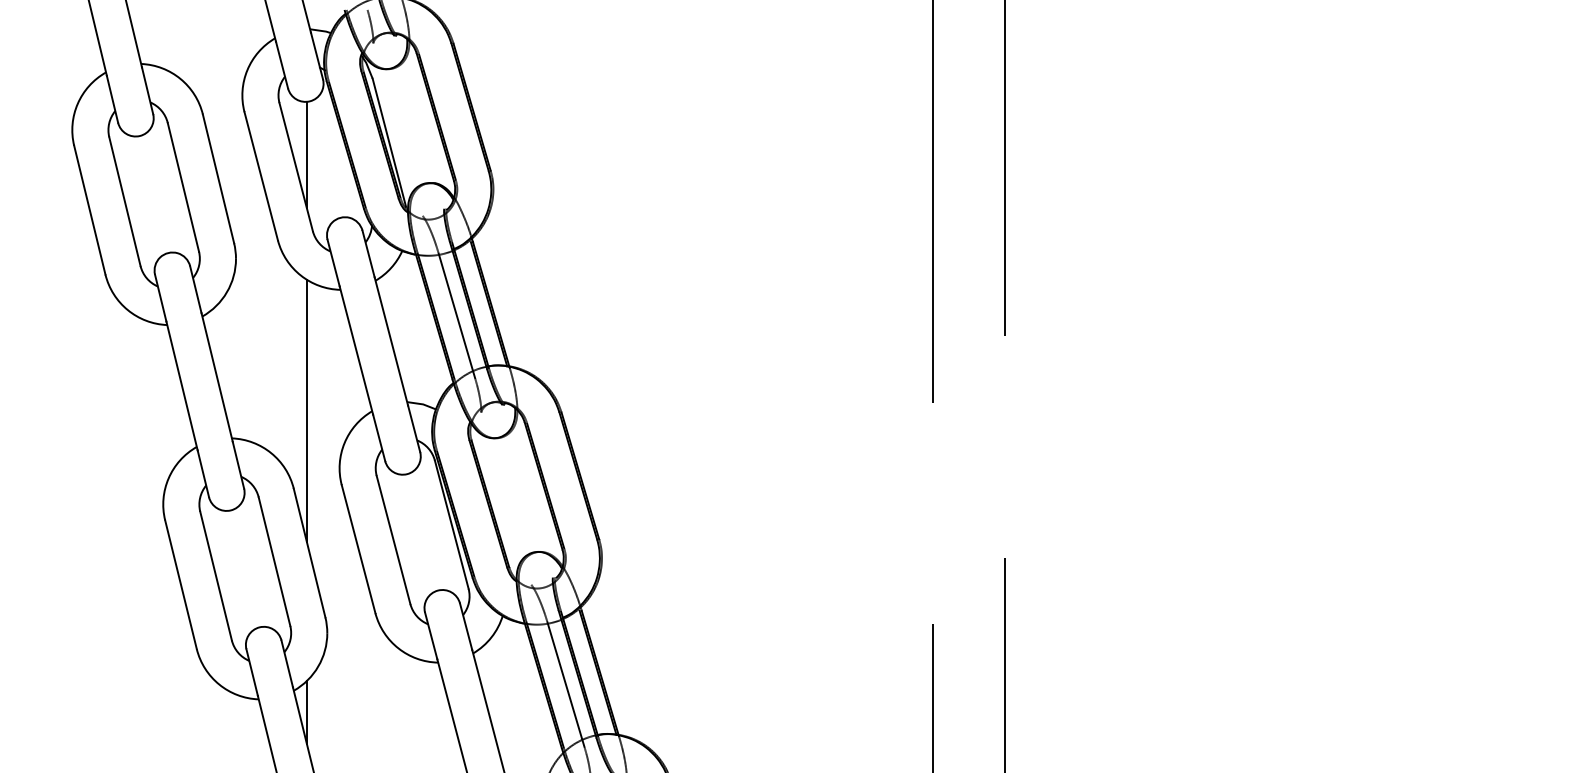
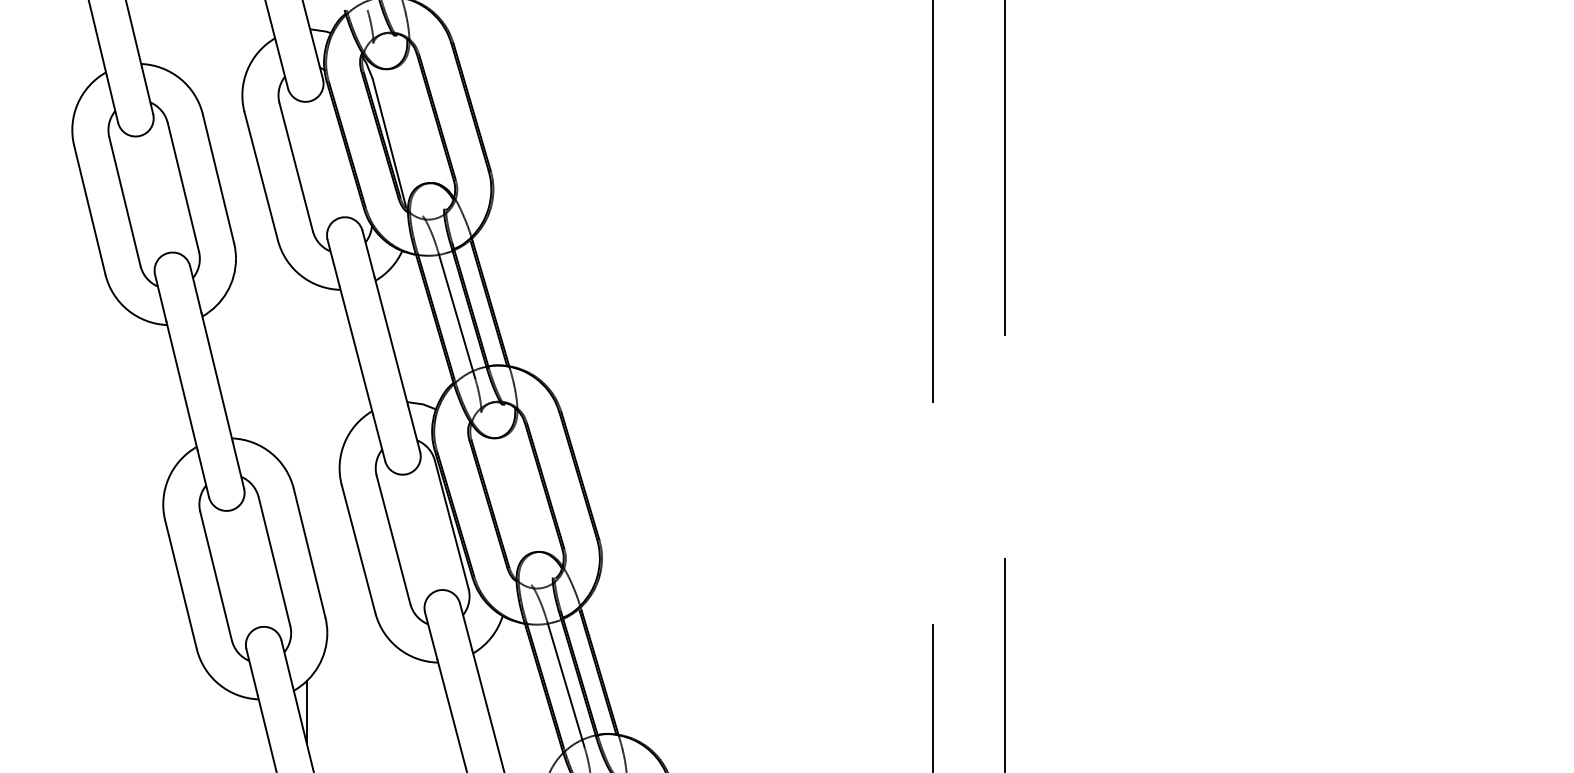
line: present -> none (306, 154)
line: present -> none (306, 410)
